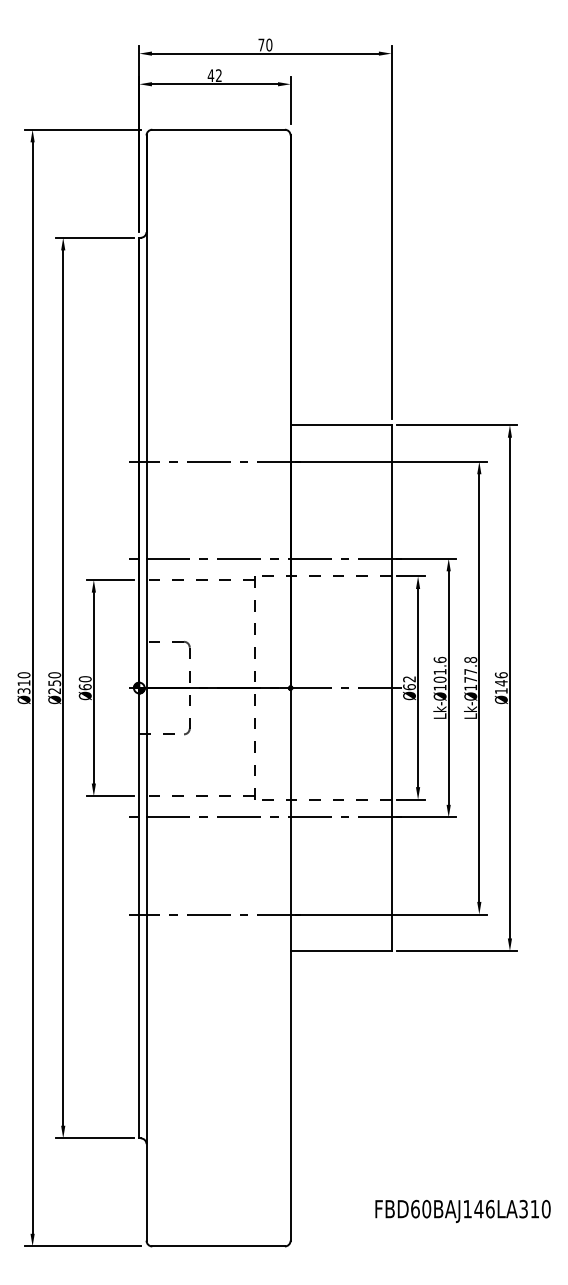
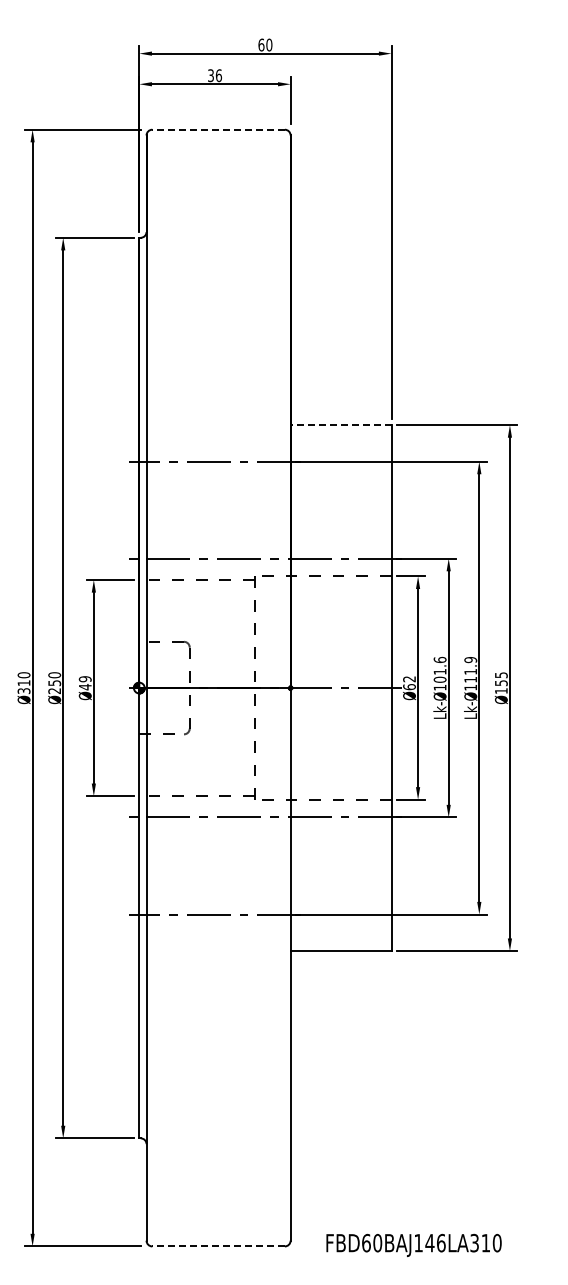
text: 70 -> 60 (261, 44)
text: 42 -> 36 (214, 75)
line: solid -> dashed (218, 129)
line: solid -> dashed (340, 425)
text: Lk-Ø177.8 -> Lk-Ø111.9 (470, 669)
text: Ø146 -> Ø155 (500, 679)
text: Ø60 -> Ø49 (84, 683)
text position: (462, 1210) -> (413, 1244) (413, 1244)
line: solid -> dashed (218, 1246)
